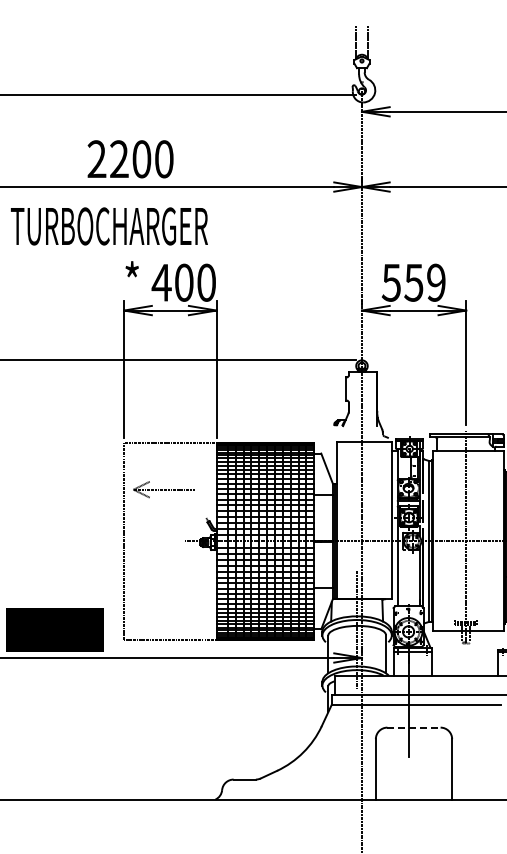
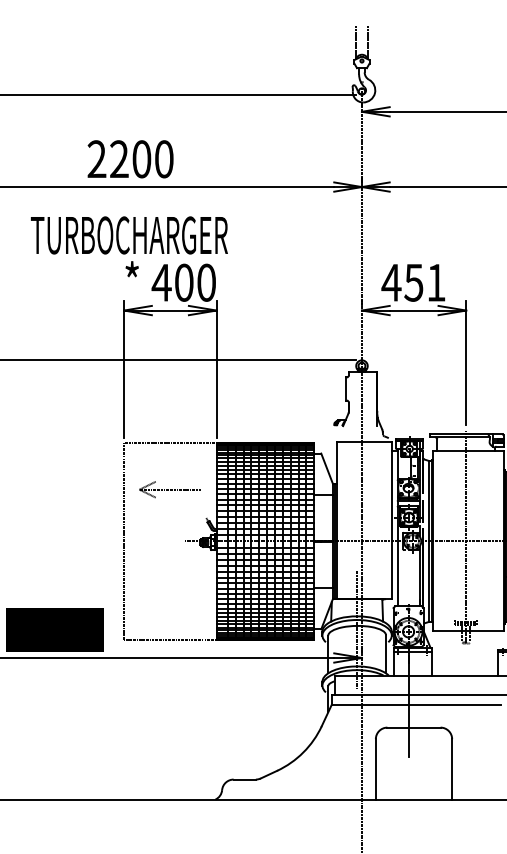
text position: (109, 226) -> (129, 235) (129, 235)
text: 559 -> 451 (413, 282)
part position: (163, 489) -> (169, 489) (169, 489)
line: dashed -> solid (414, 727)
